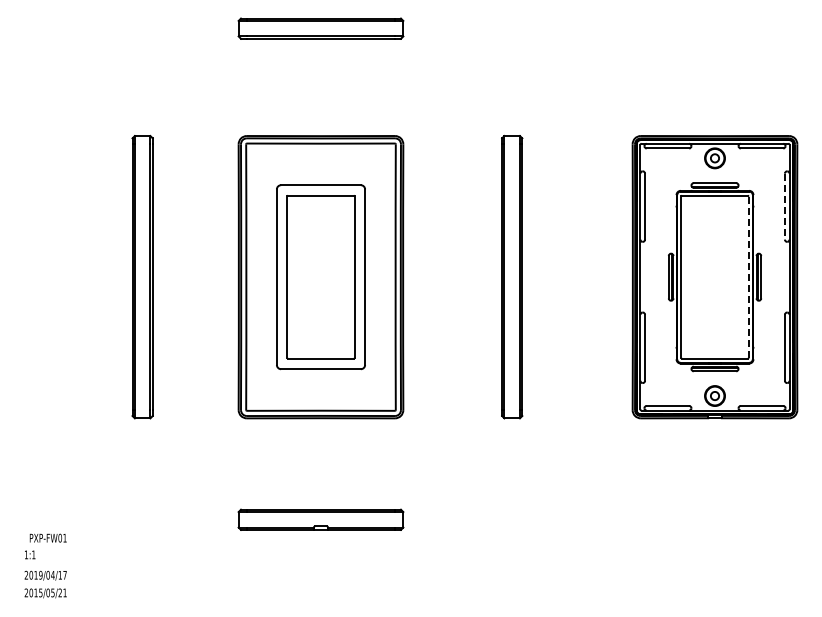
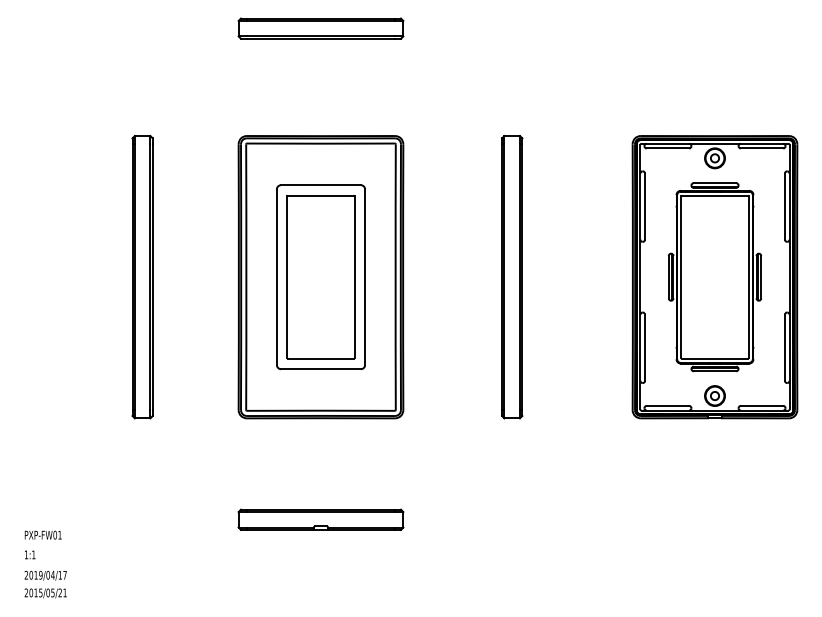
line: dashed -> solid (784, 206)
line: dashed -> solid (748, 277)
text position: (47, 537) -> (42, 534) (42, 534)
